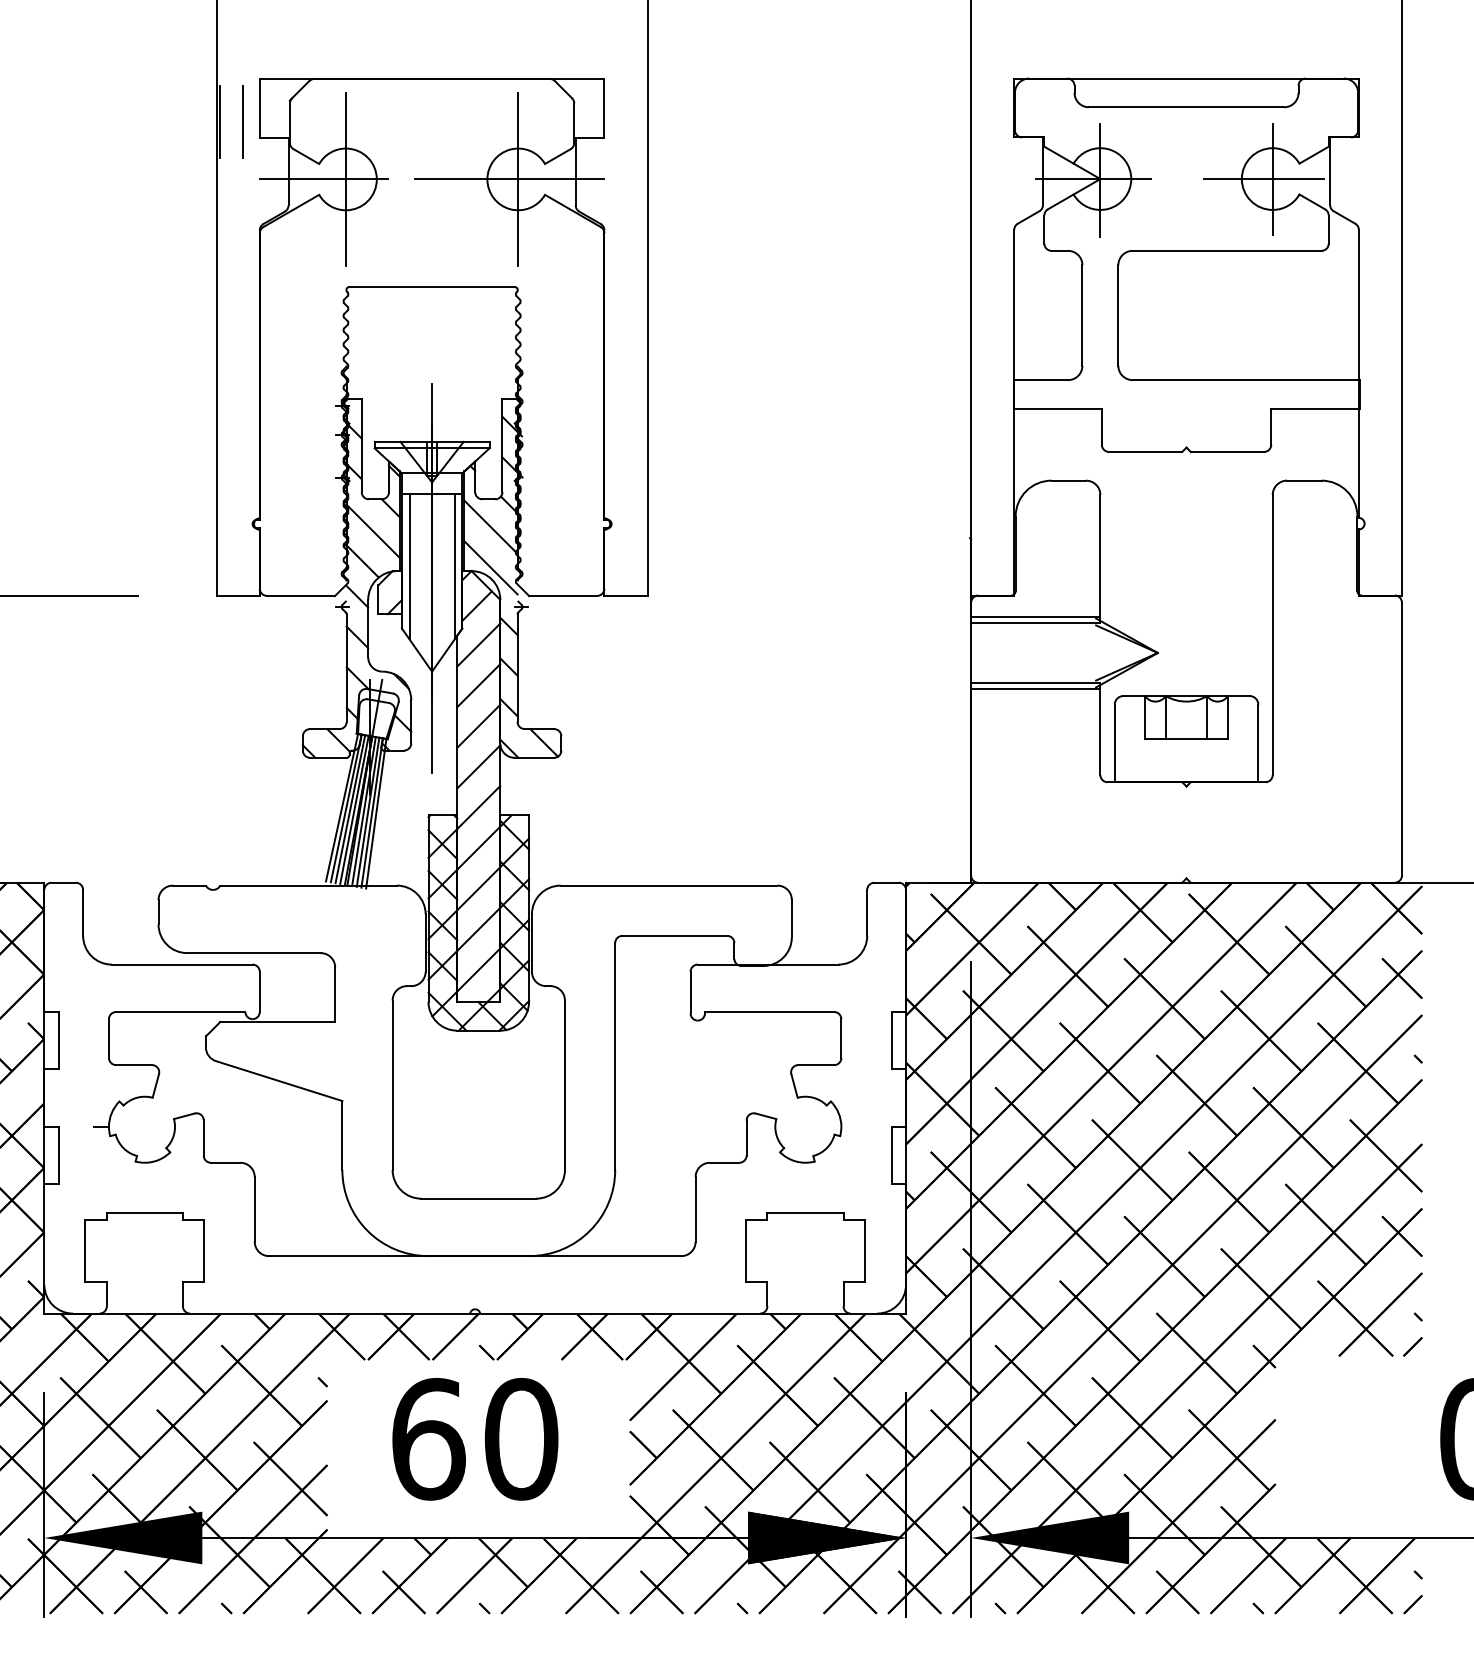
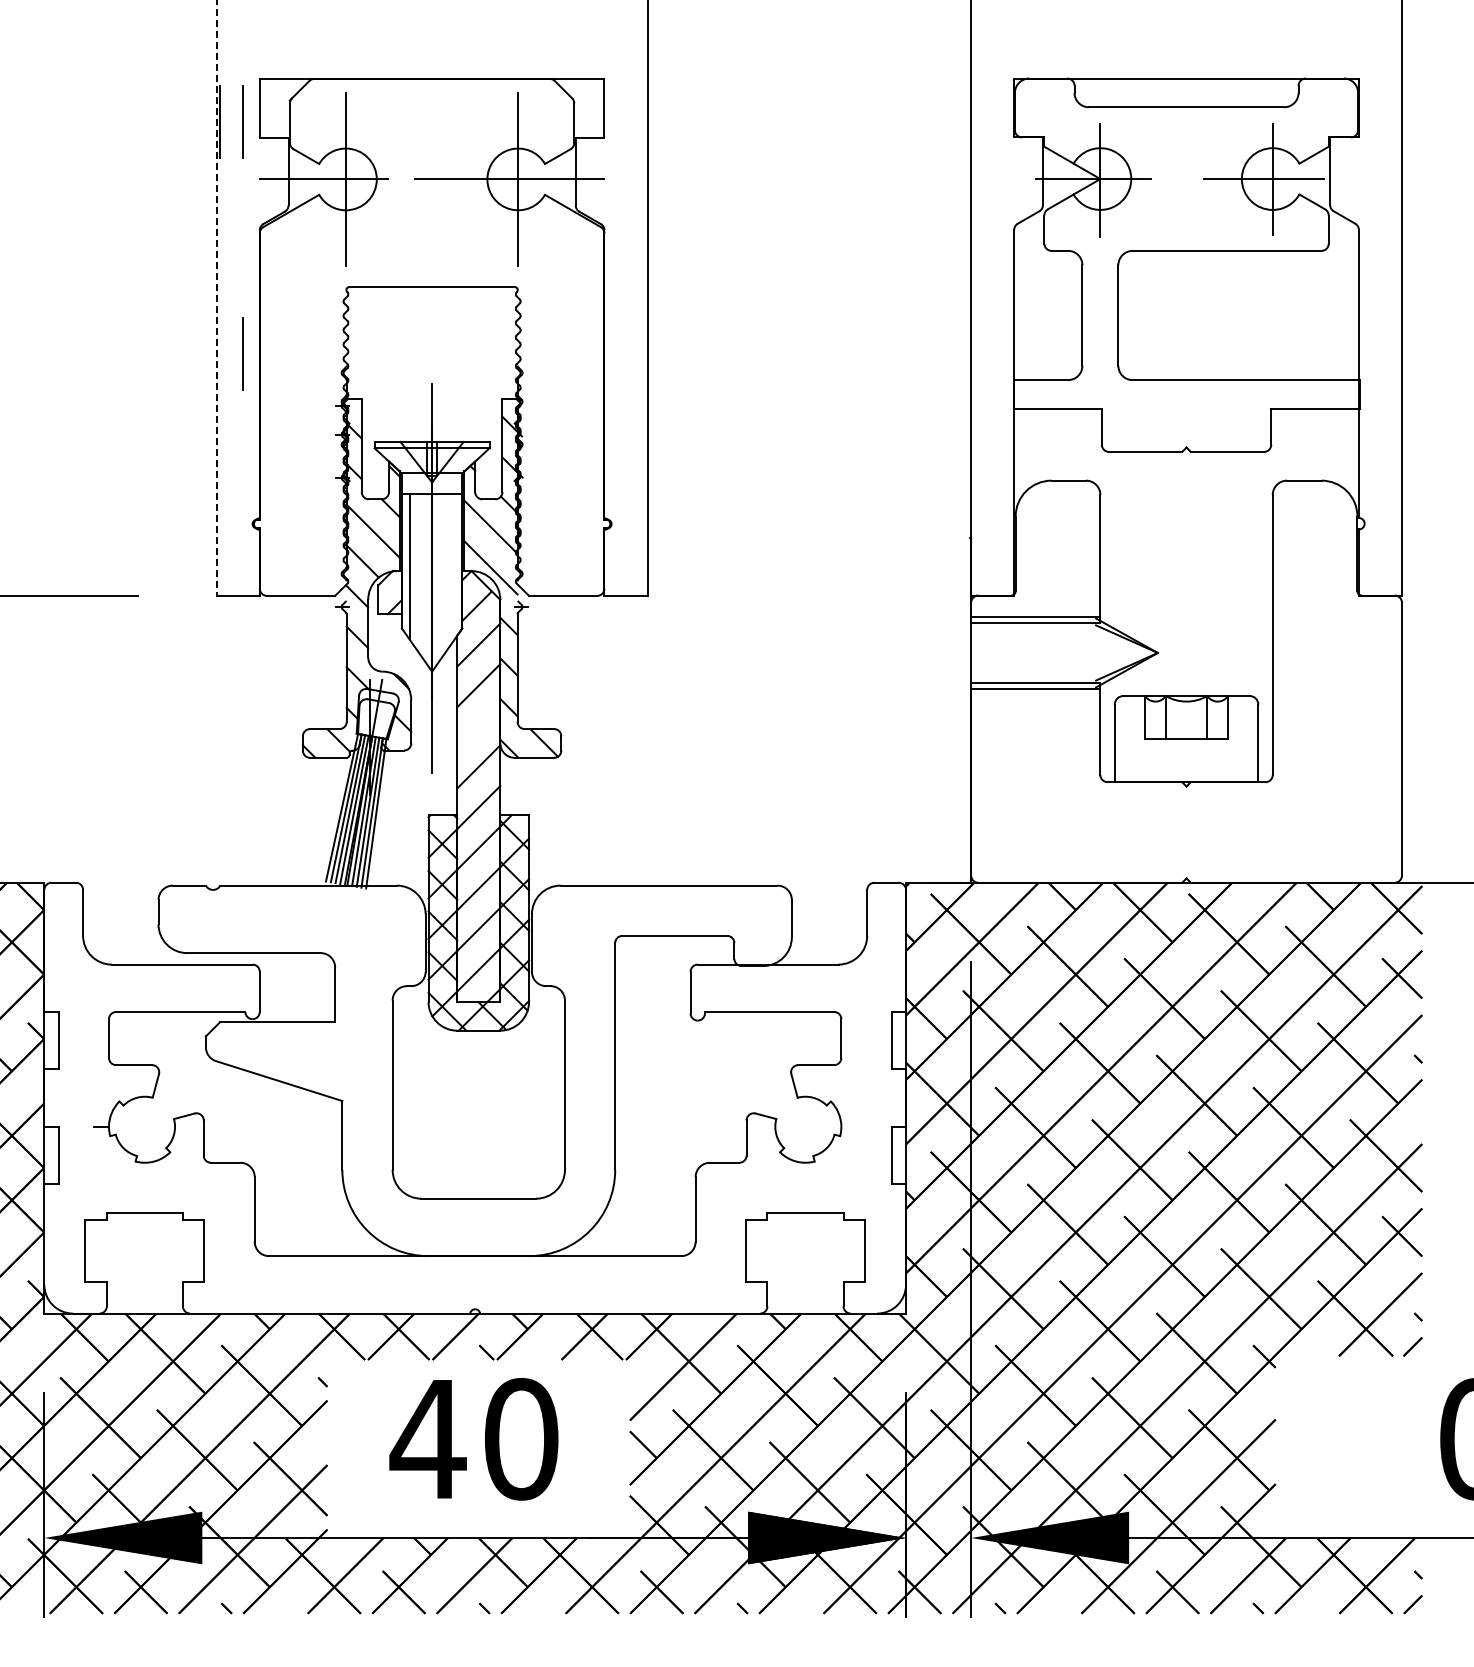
line: solid -> dashed (216, 298)
line: none -> present (242, 353)
line: present -> none (454, 566)
line: present -> none (478, 725)
text: 60 -> 40 (427, 1438)
